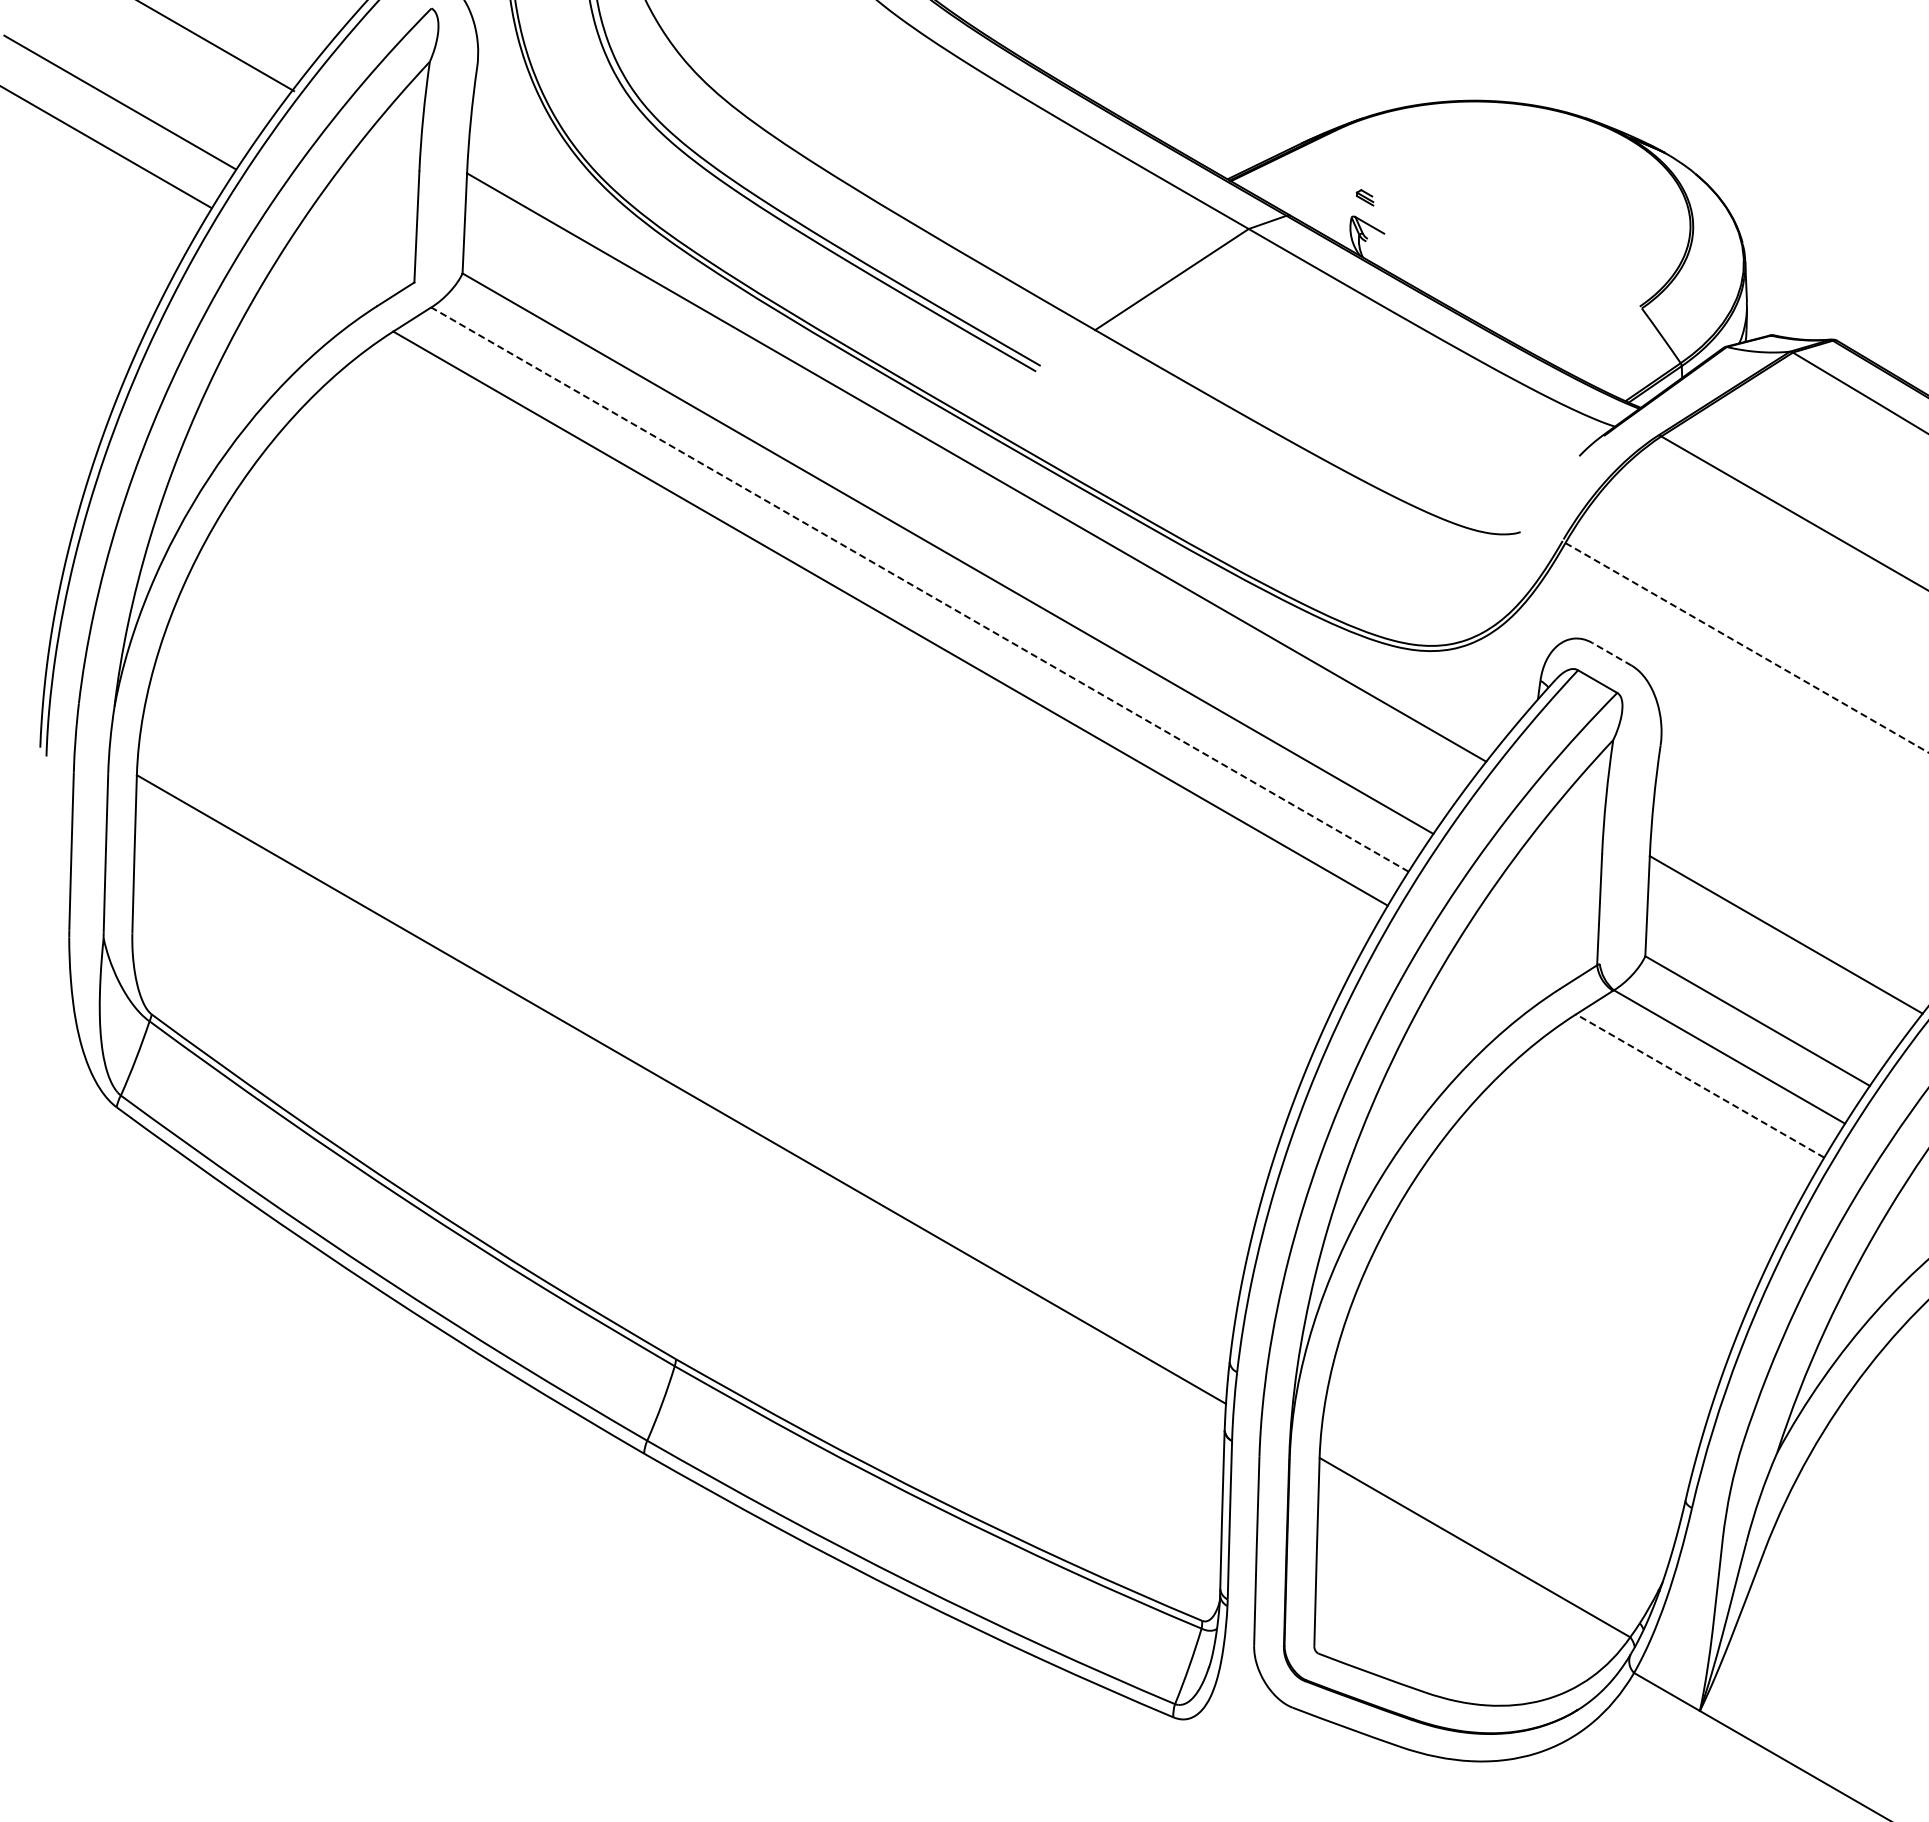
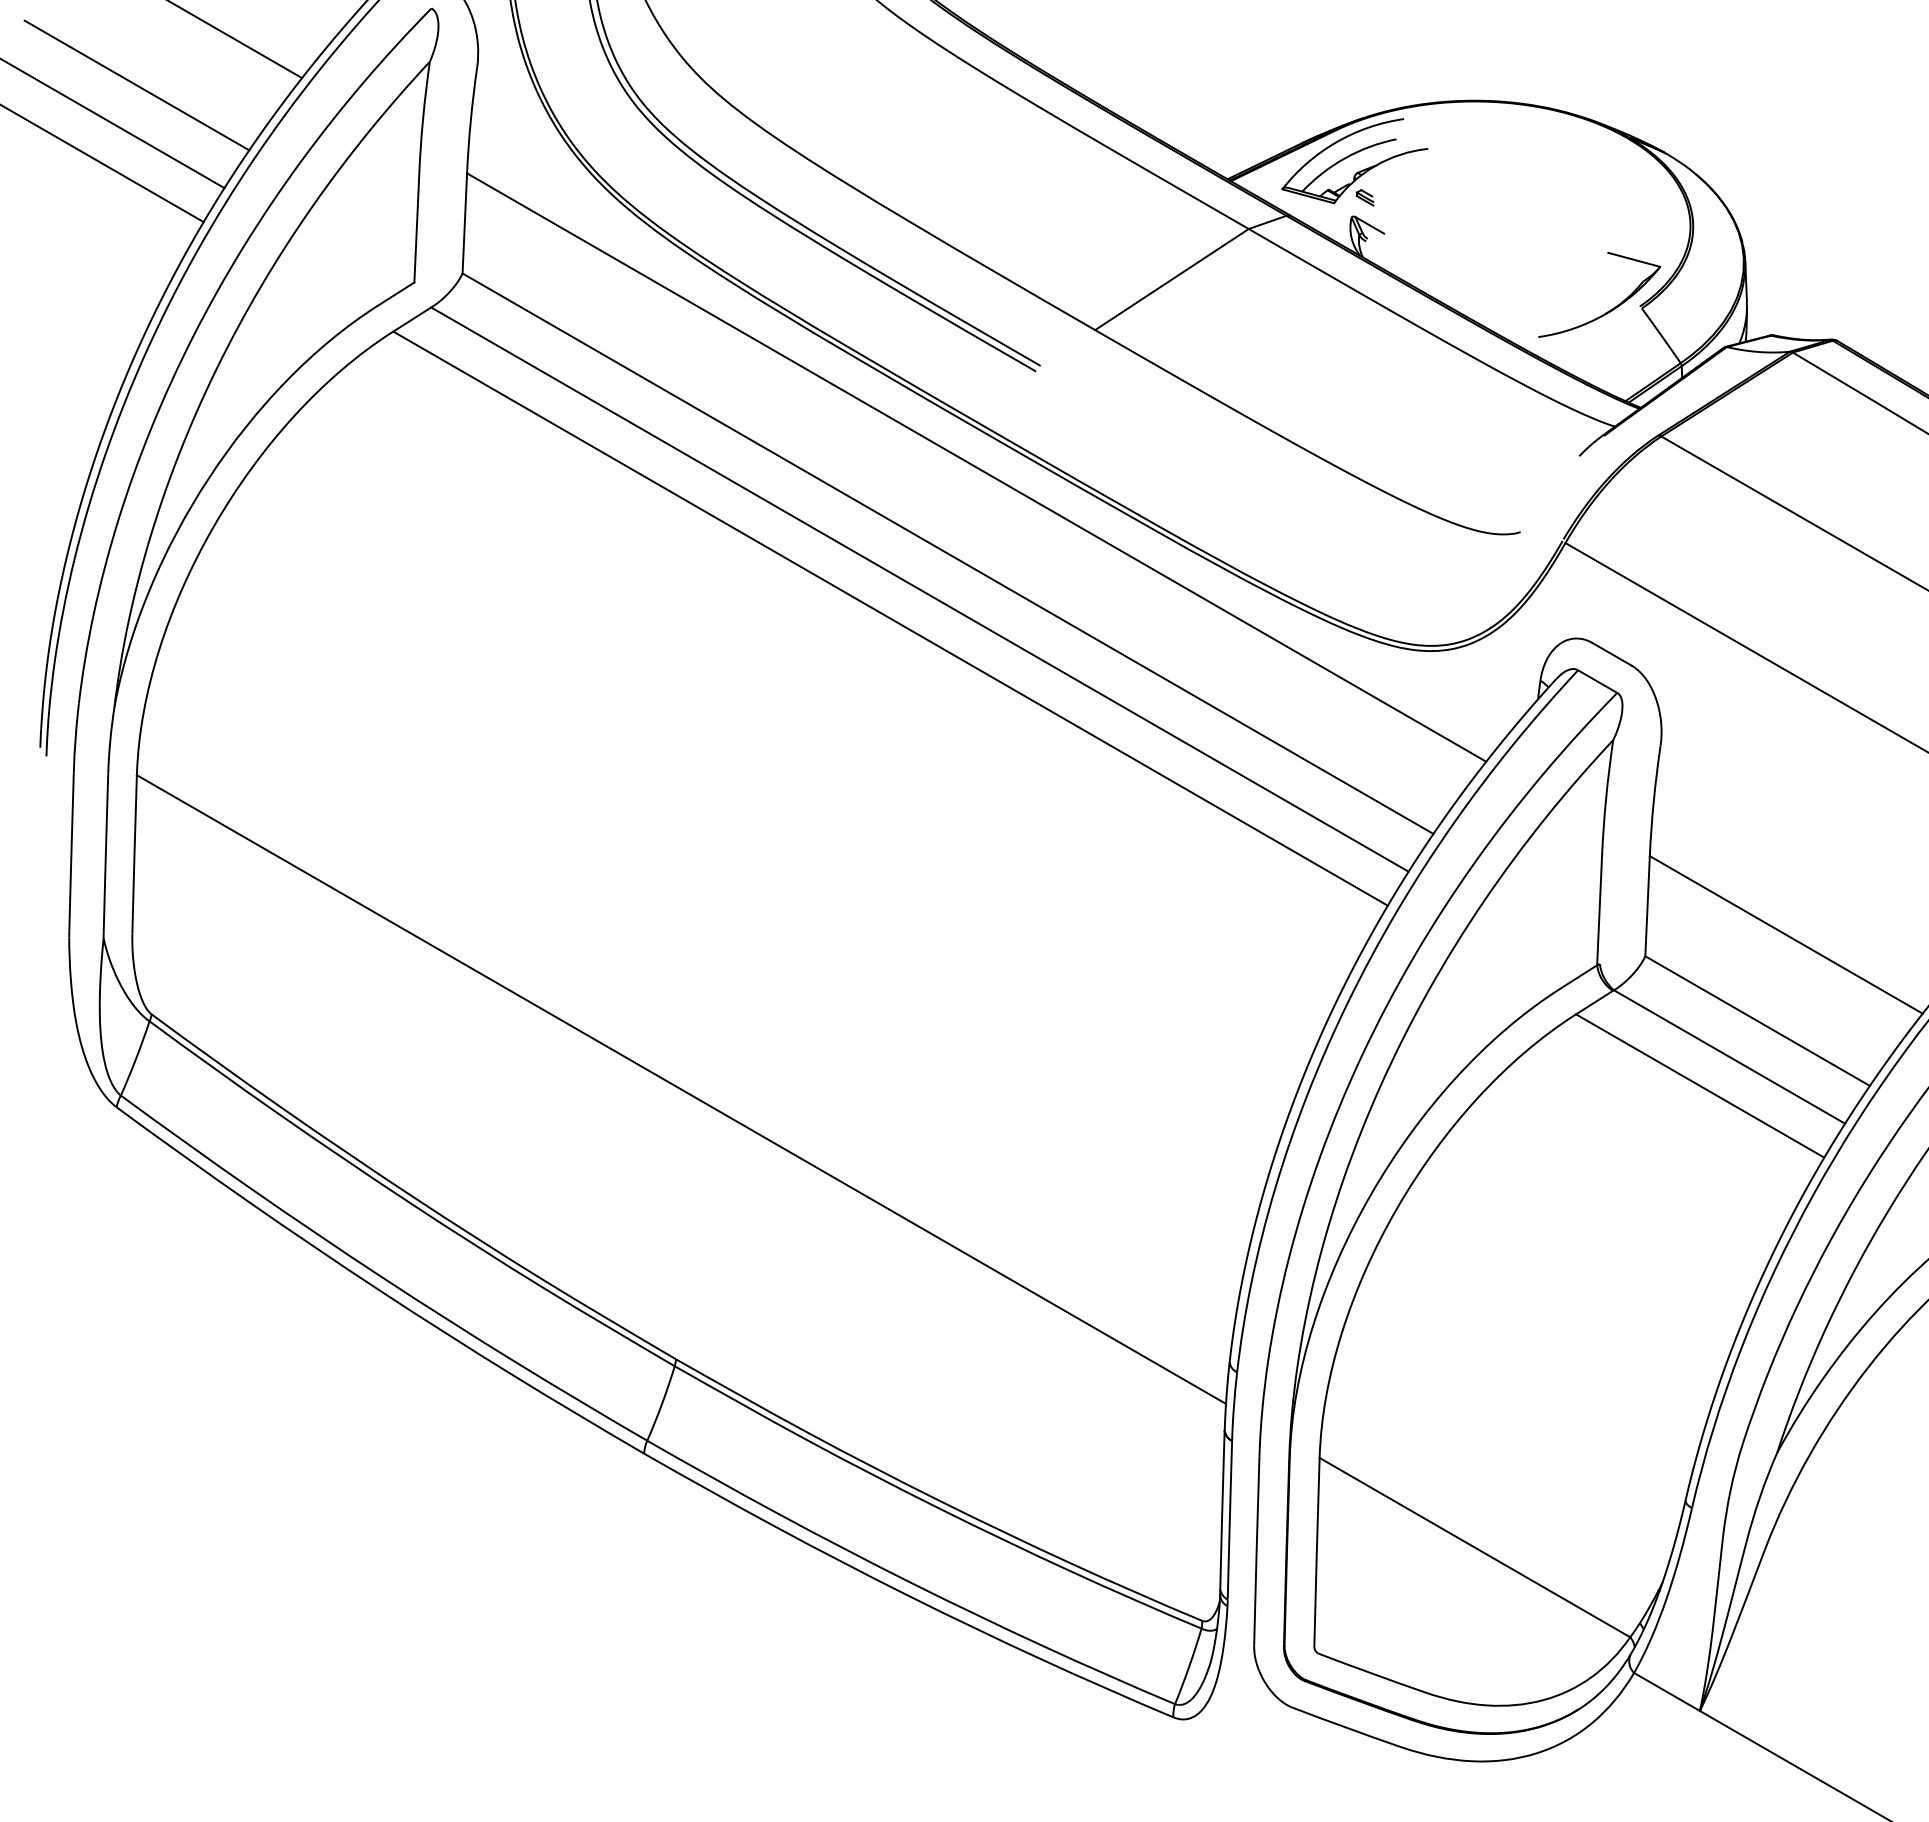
line position: (216, 46) -> (236, 40) (236, 40)
line: none -> present (136, 85)
line position: (119, 102) -> (113, 123) (113, 123)
line position: (106, 147) -> (102, 163) (102, 163)
part: none -> present (1352, 155)
part: none -> present (1610, 309)
line: dashed -> solid (919, 589)
line: dashed -> solid (1747, 647)
line: dashed -> solid (1612, 654)
line: dashed -> solid (1699, 1085)
